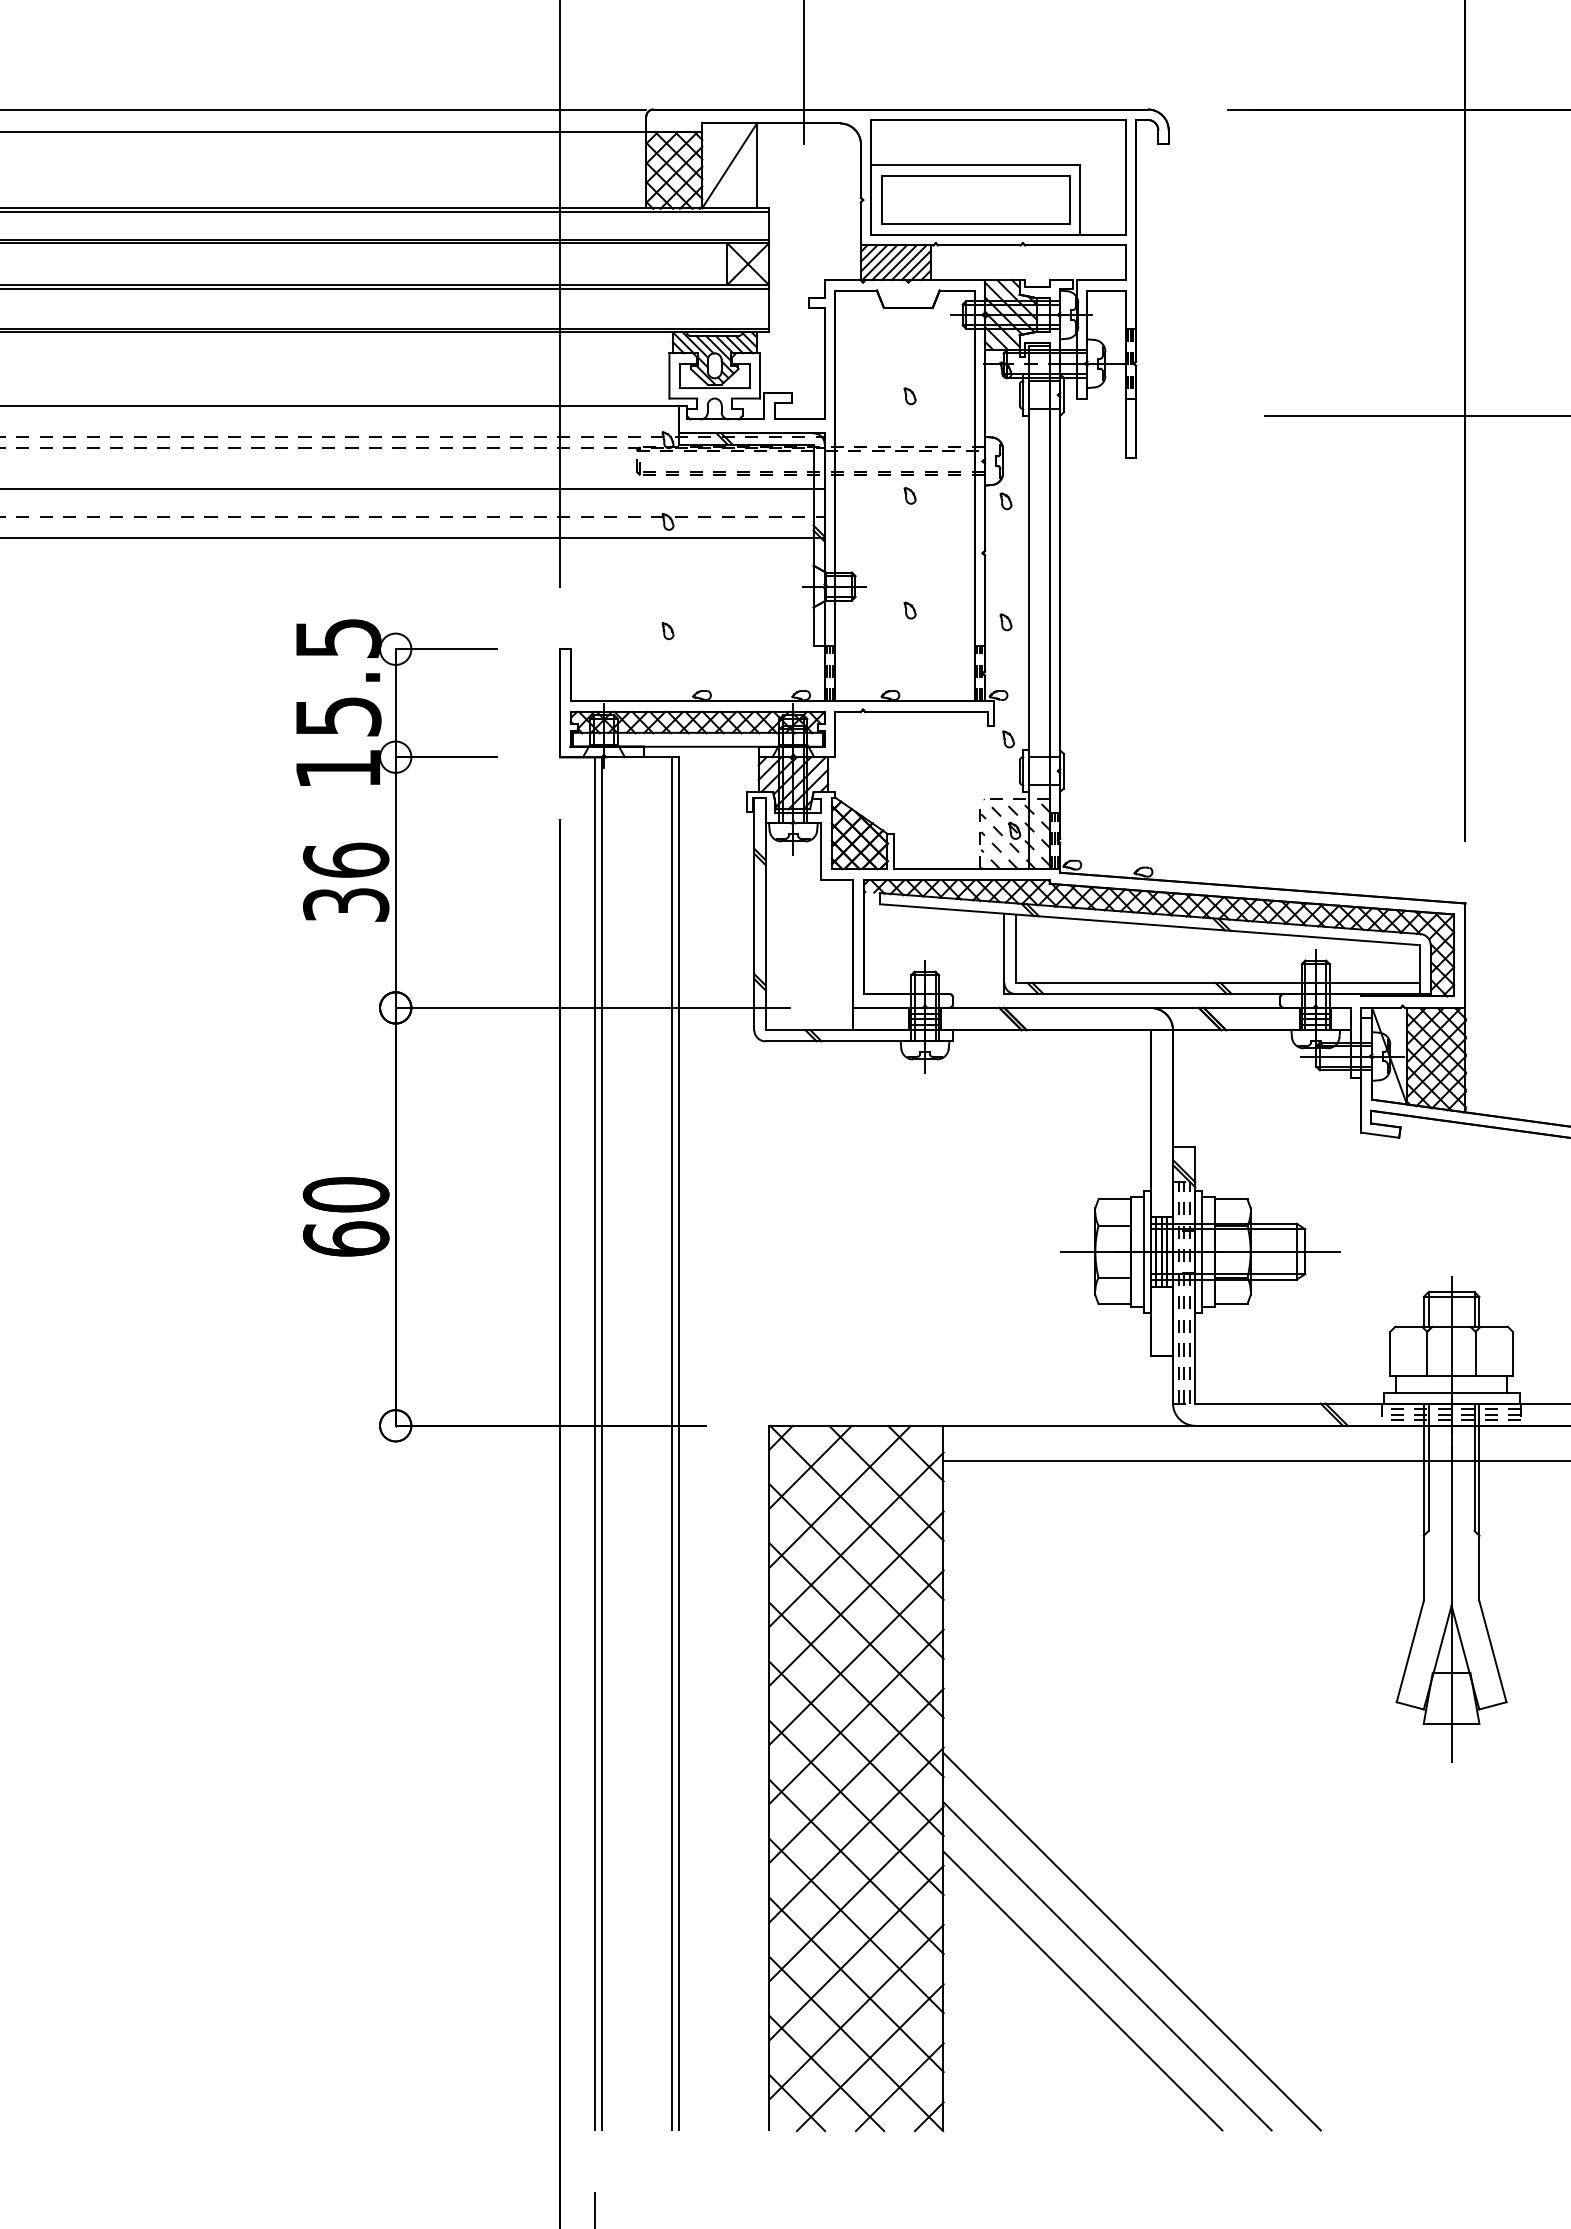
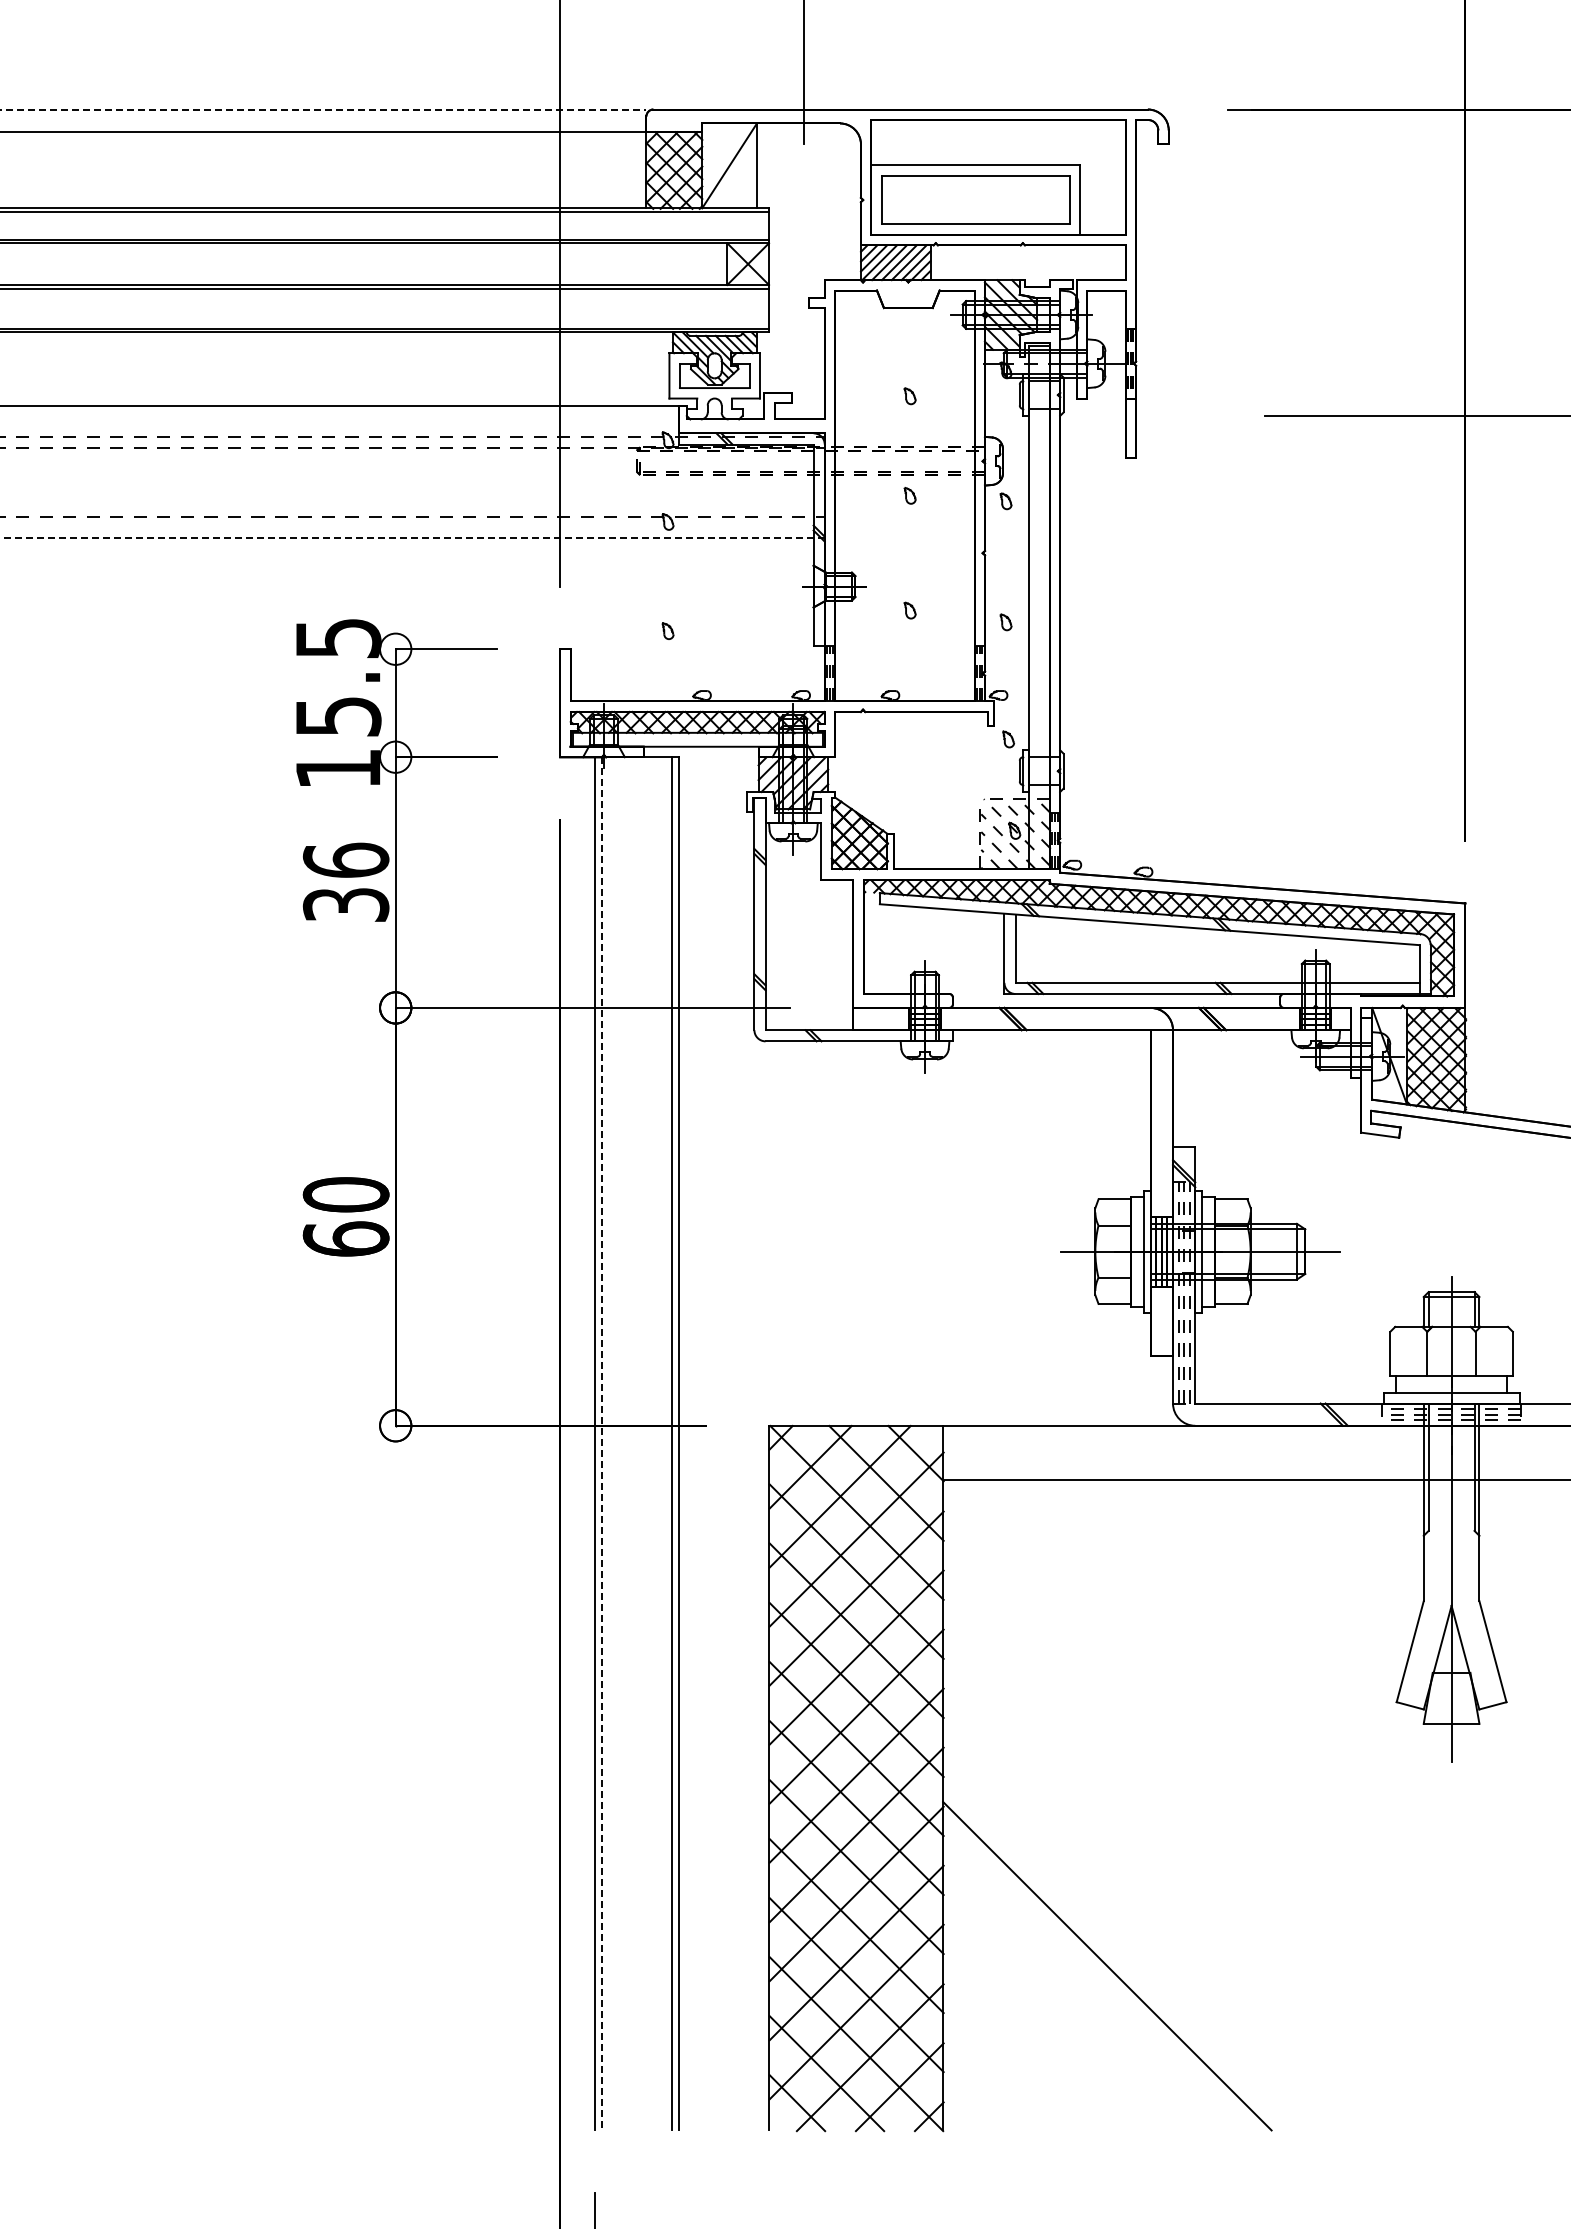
line: solid -> dashed (323, 109)
line: present -> none (413, 489)
line: solid -> dashed (412, 537)
line: solid -> dashed (601, 1443)
line position: (1255, 1460) -> (1255, 1479) (1255, 1479)
line: present -> none (1131, 1941)
line: present -> none (1082, 1990)
